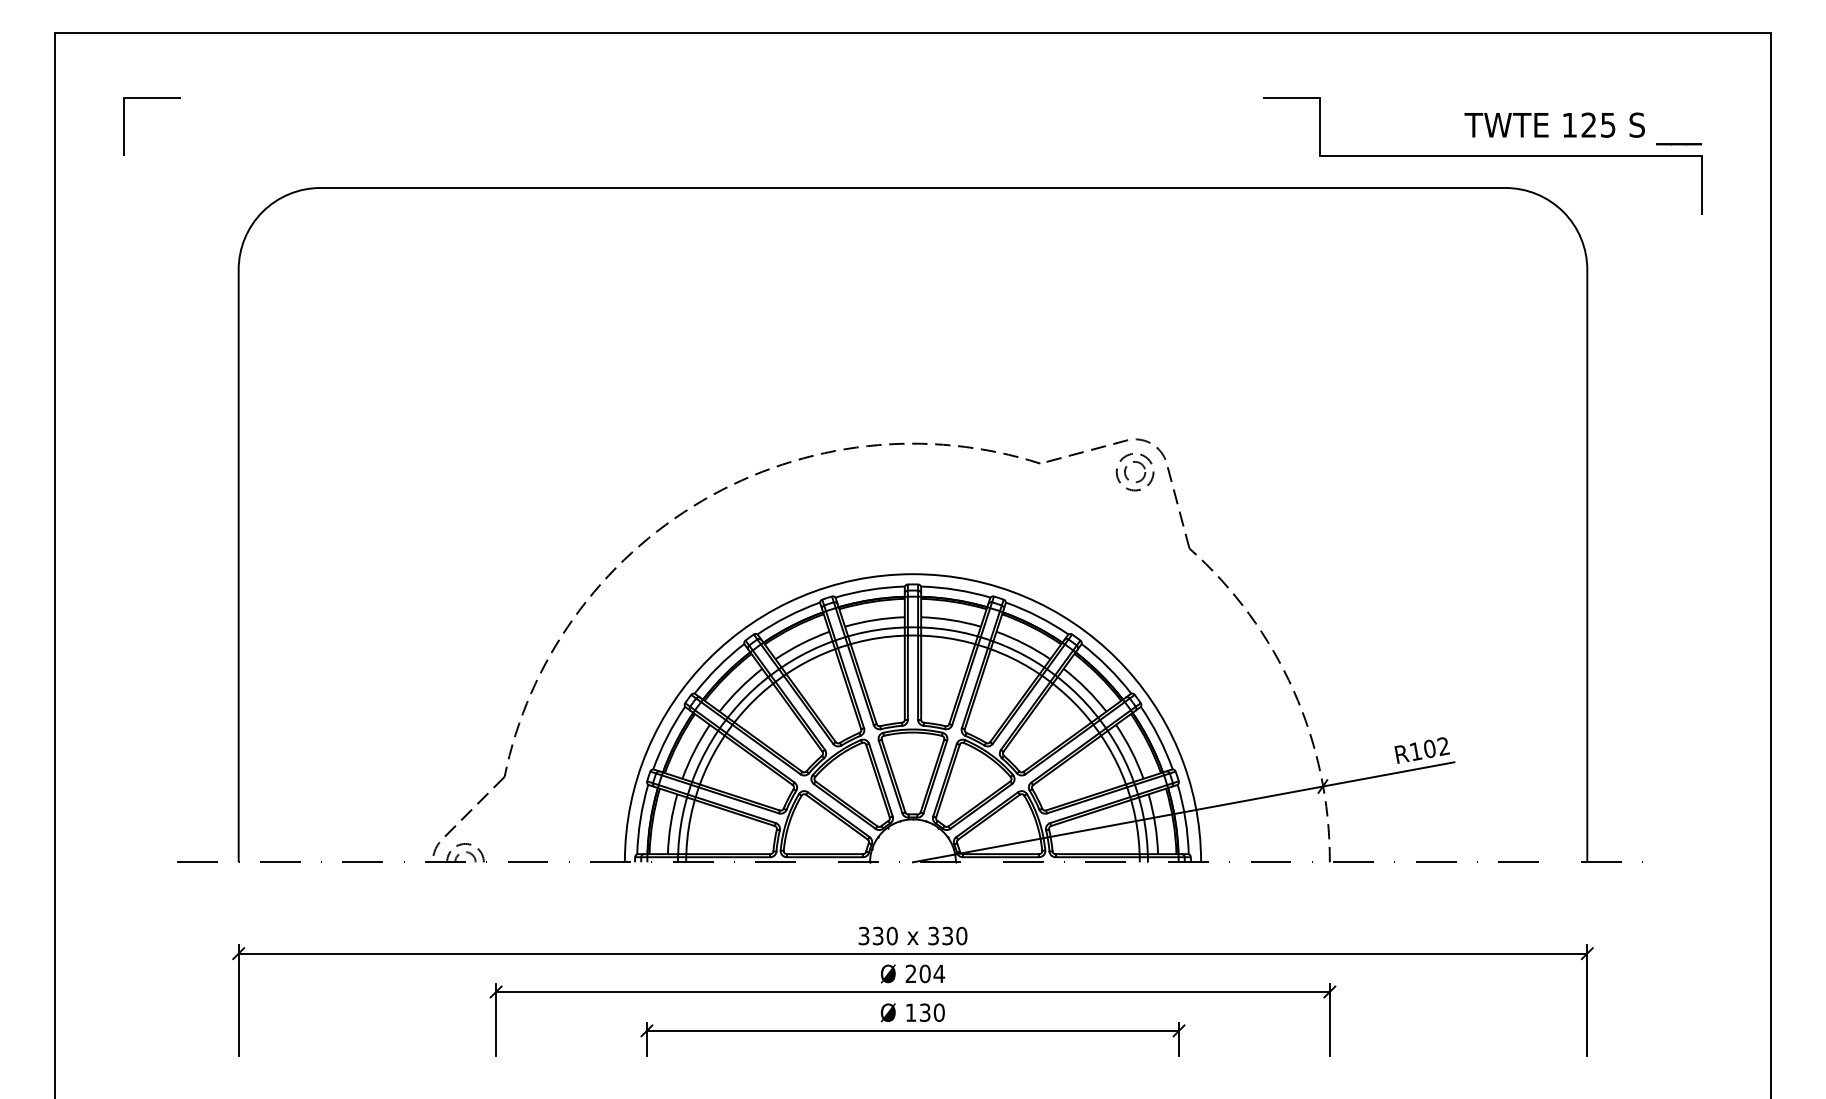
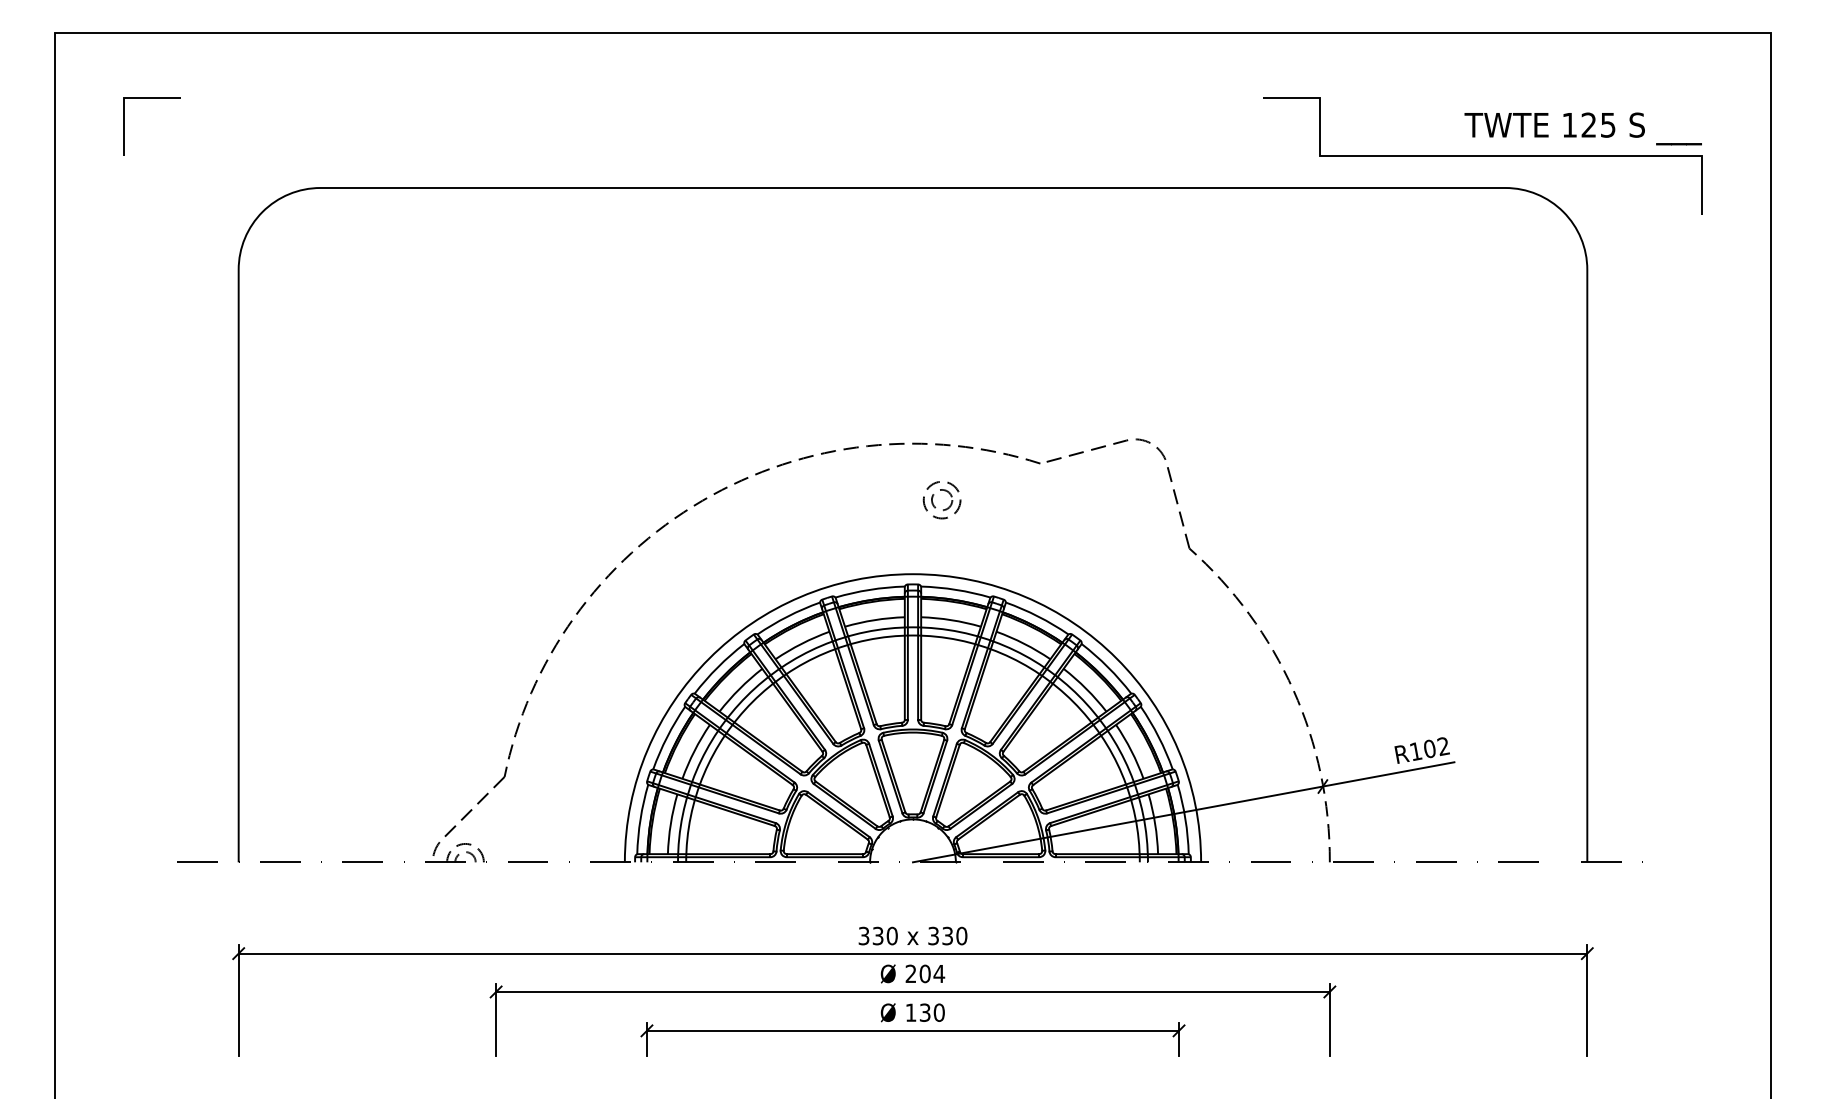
part position: (1126, 474) -> (933, 502) (933, 502)
